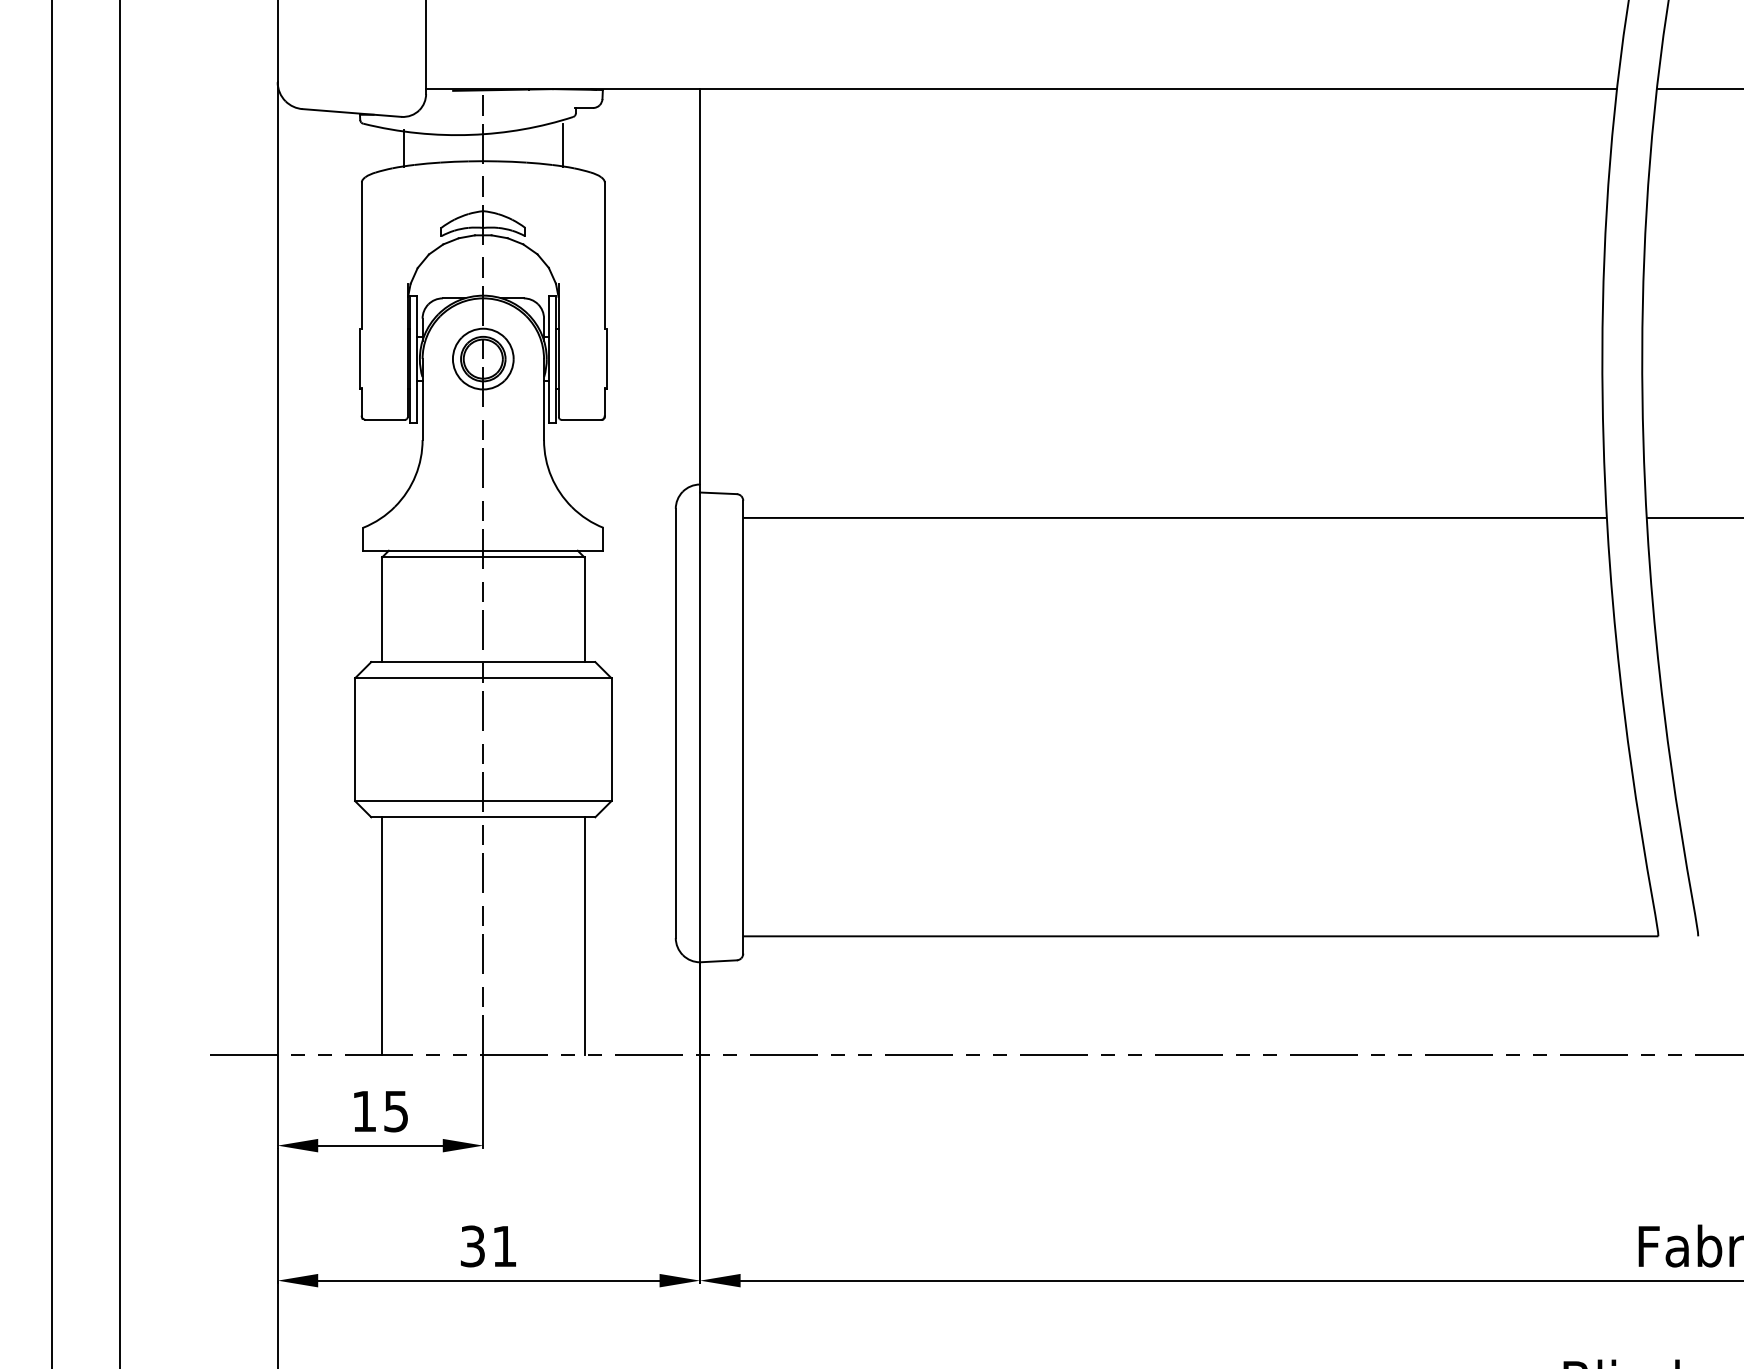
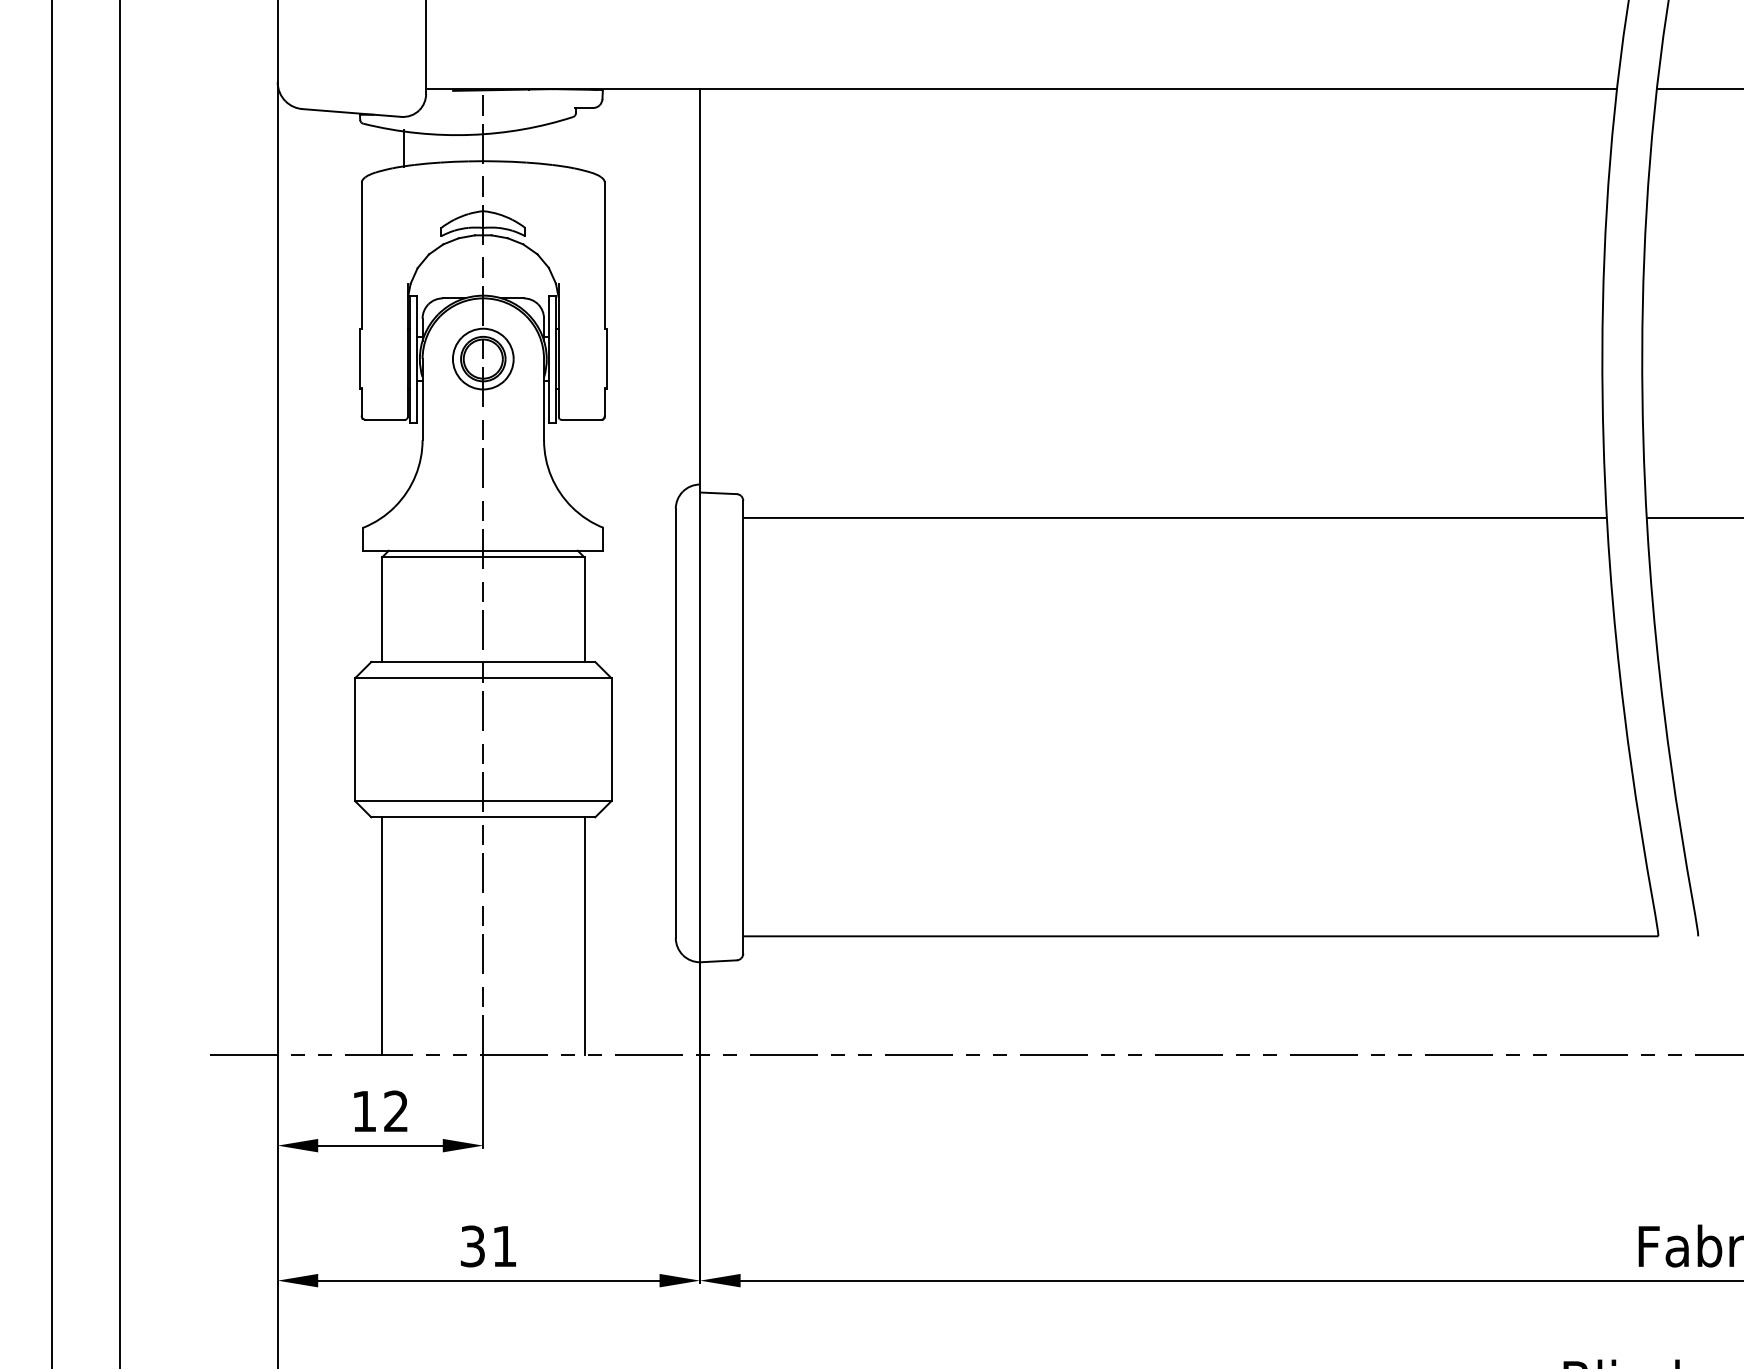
line: present -> none (562, 144)
text: 15 -> 12 (395, 1111)
